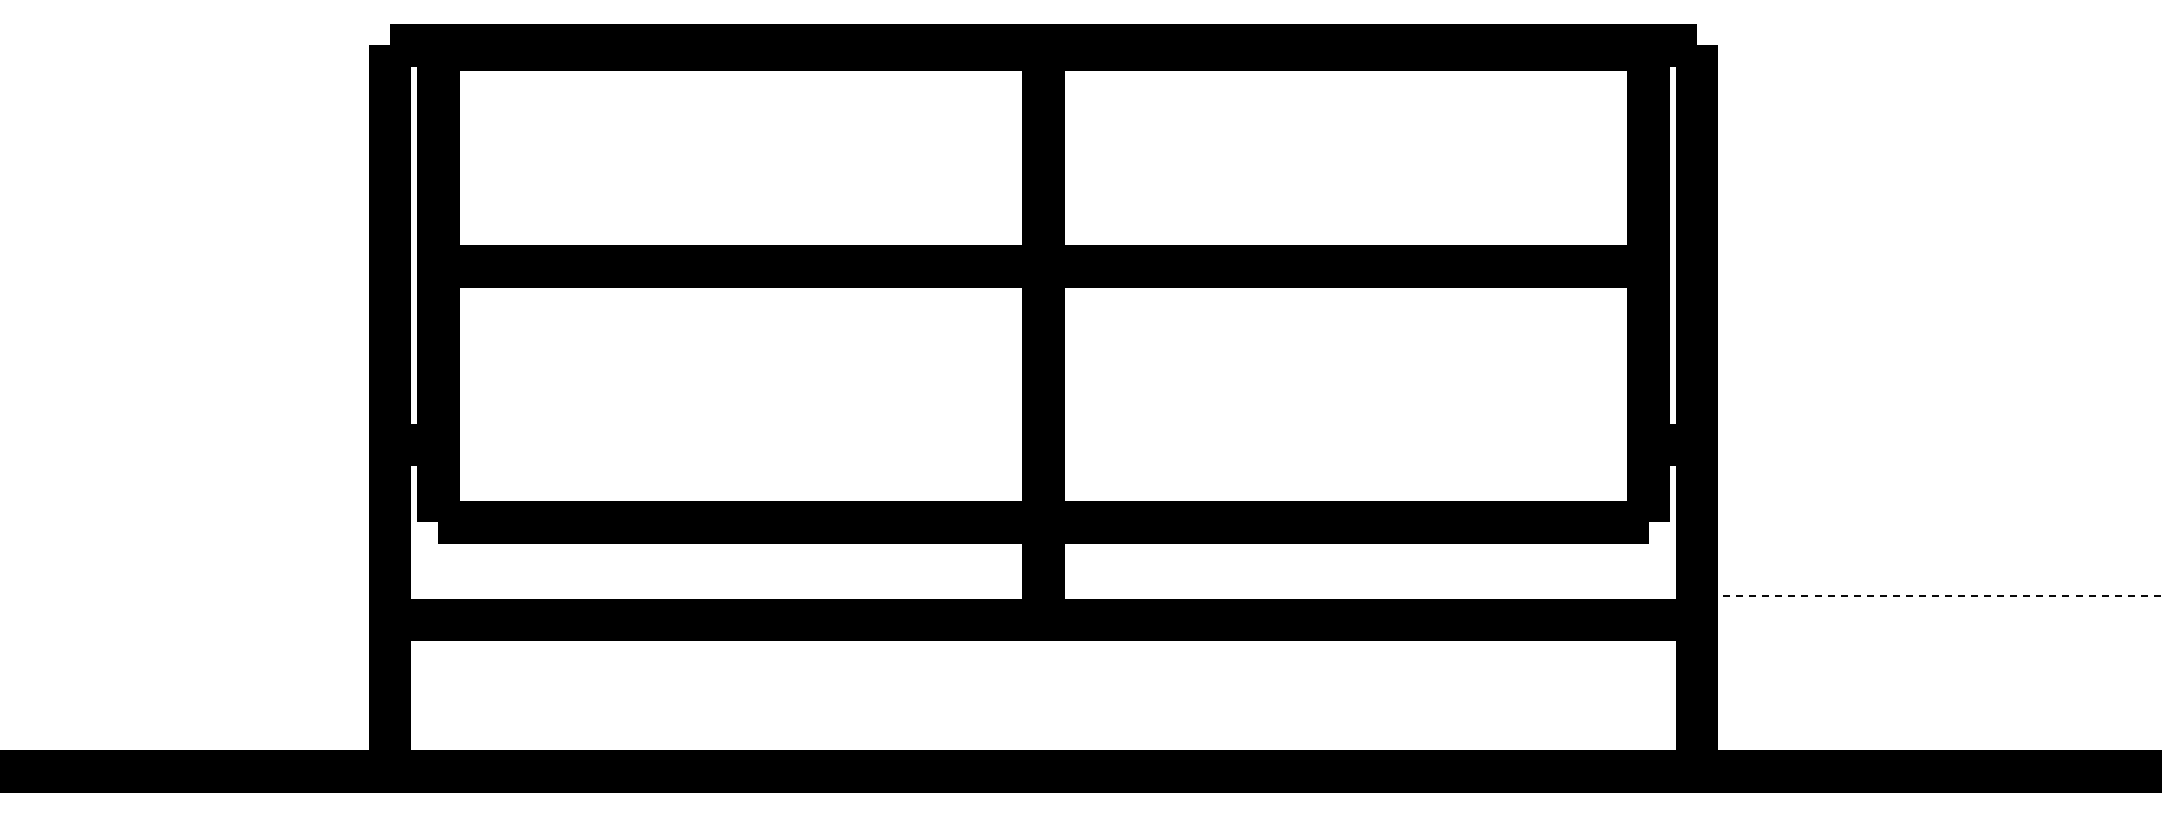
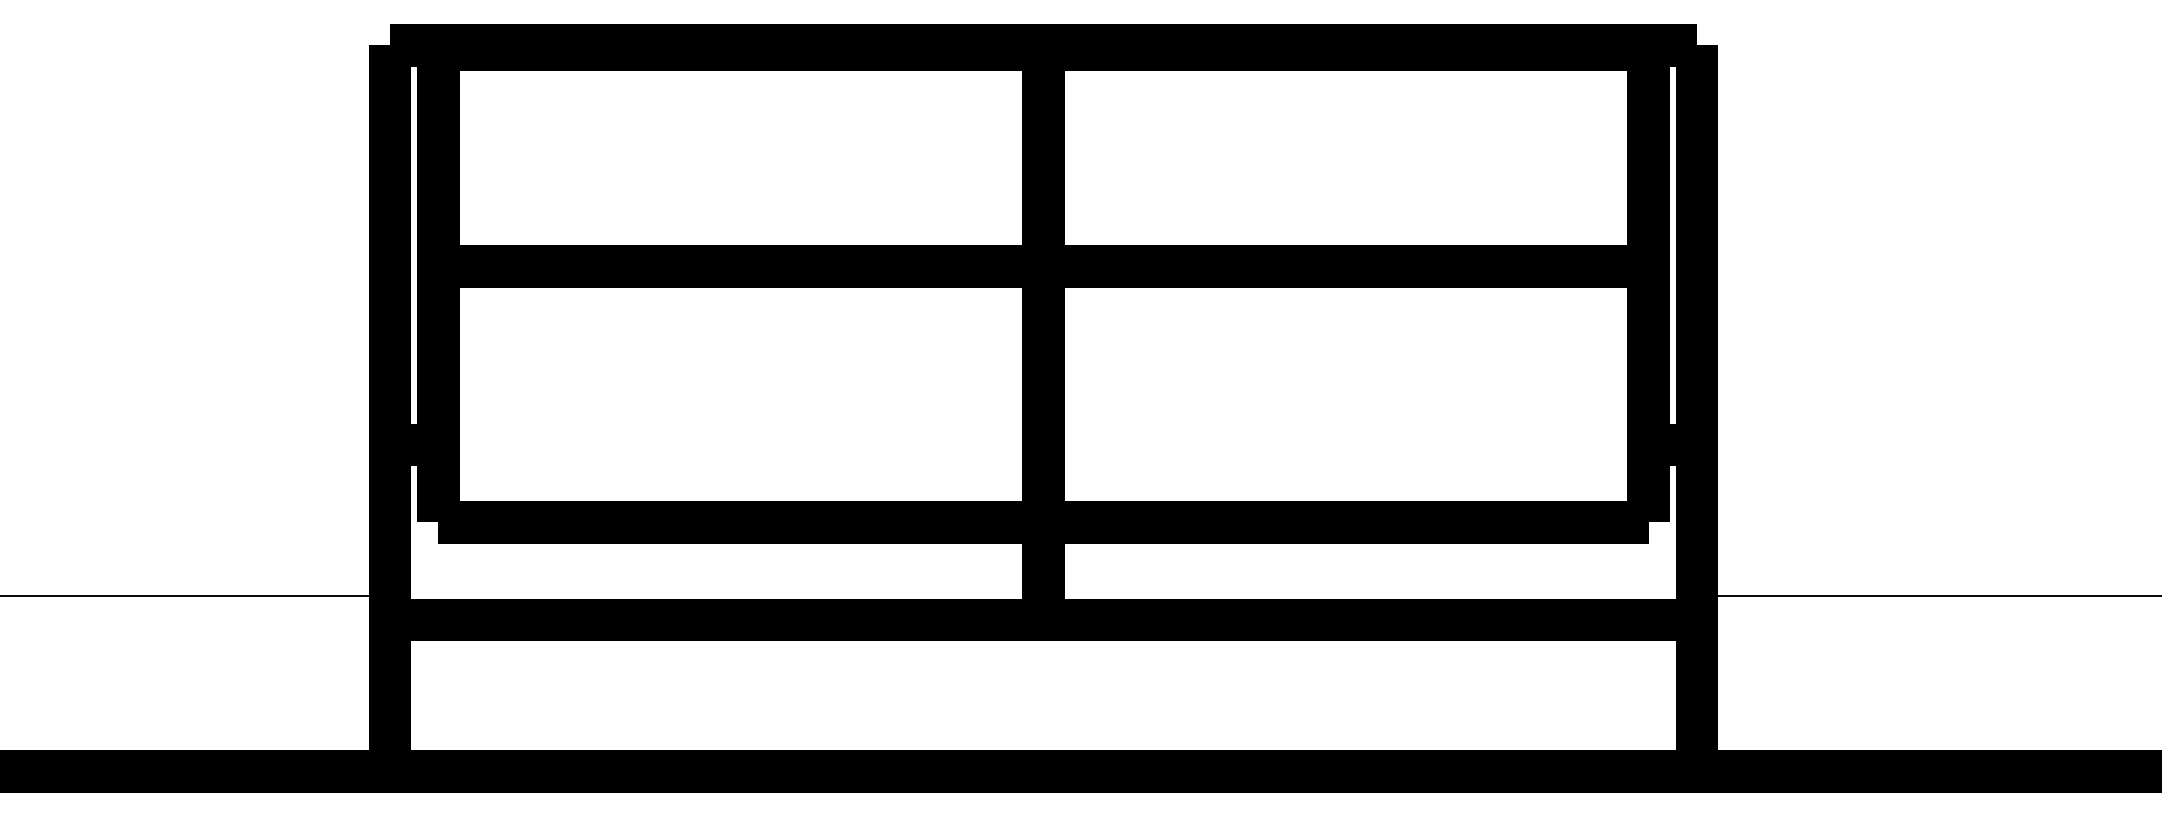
line: none -> present (196, 596)
line: dashed -> solid (1929, 596)
